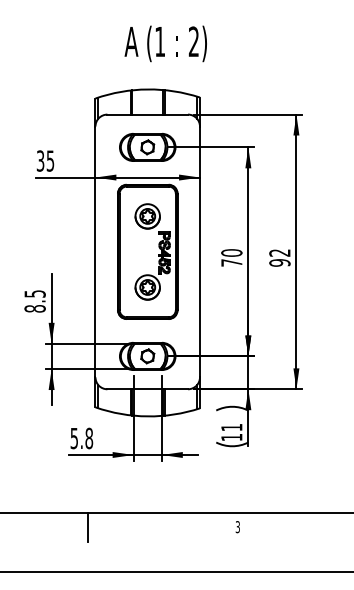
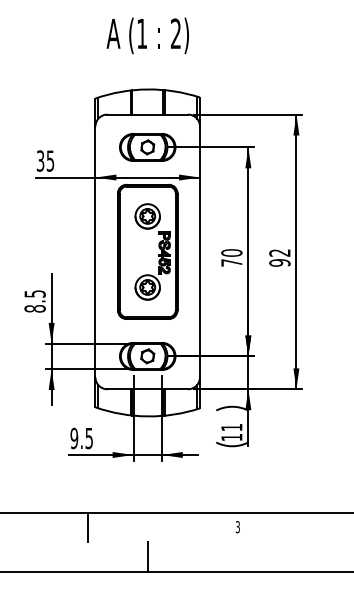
text position: (165, 43) -> (147, 35) (147, 35)
text: 5.8 -> 9.5 (81, 438)
line: none -> present (148, 557)
